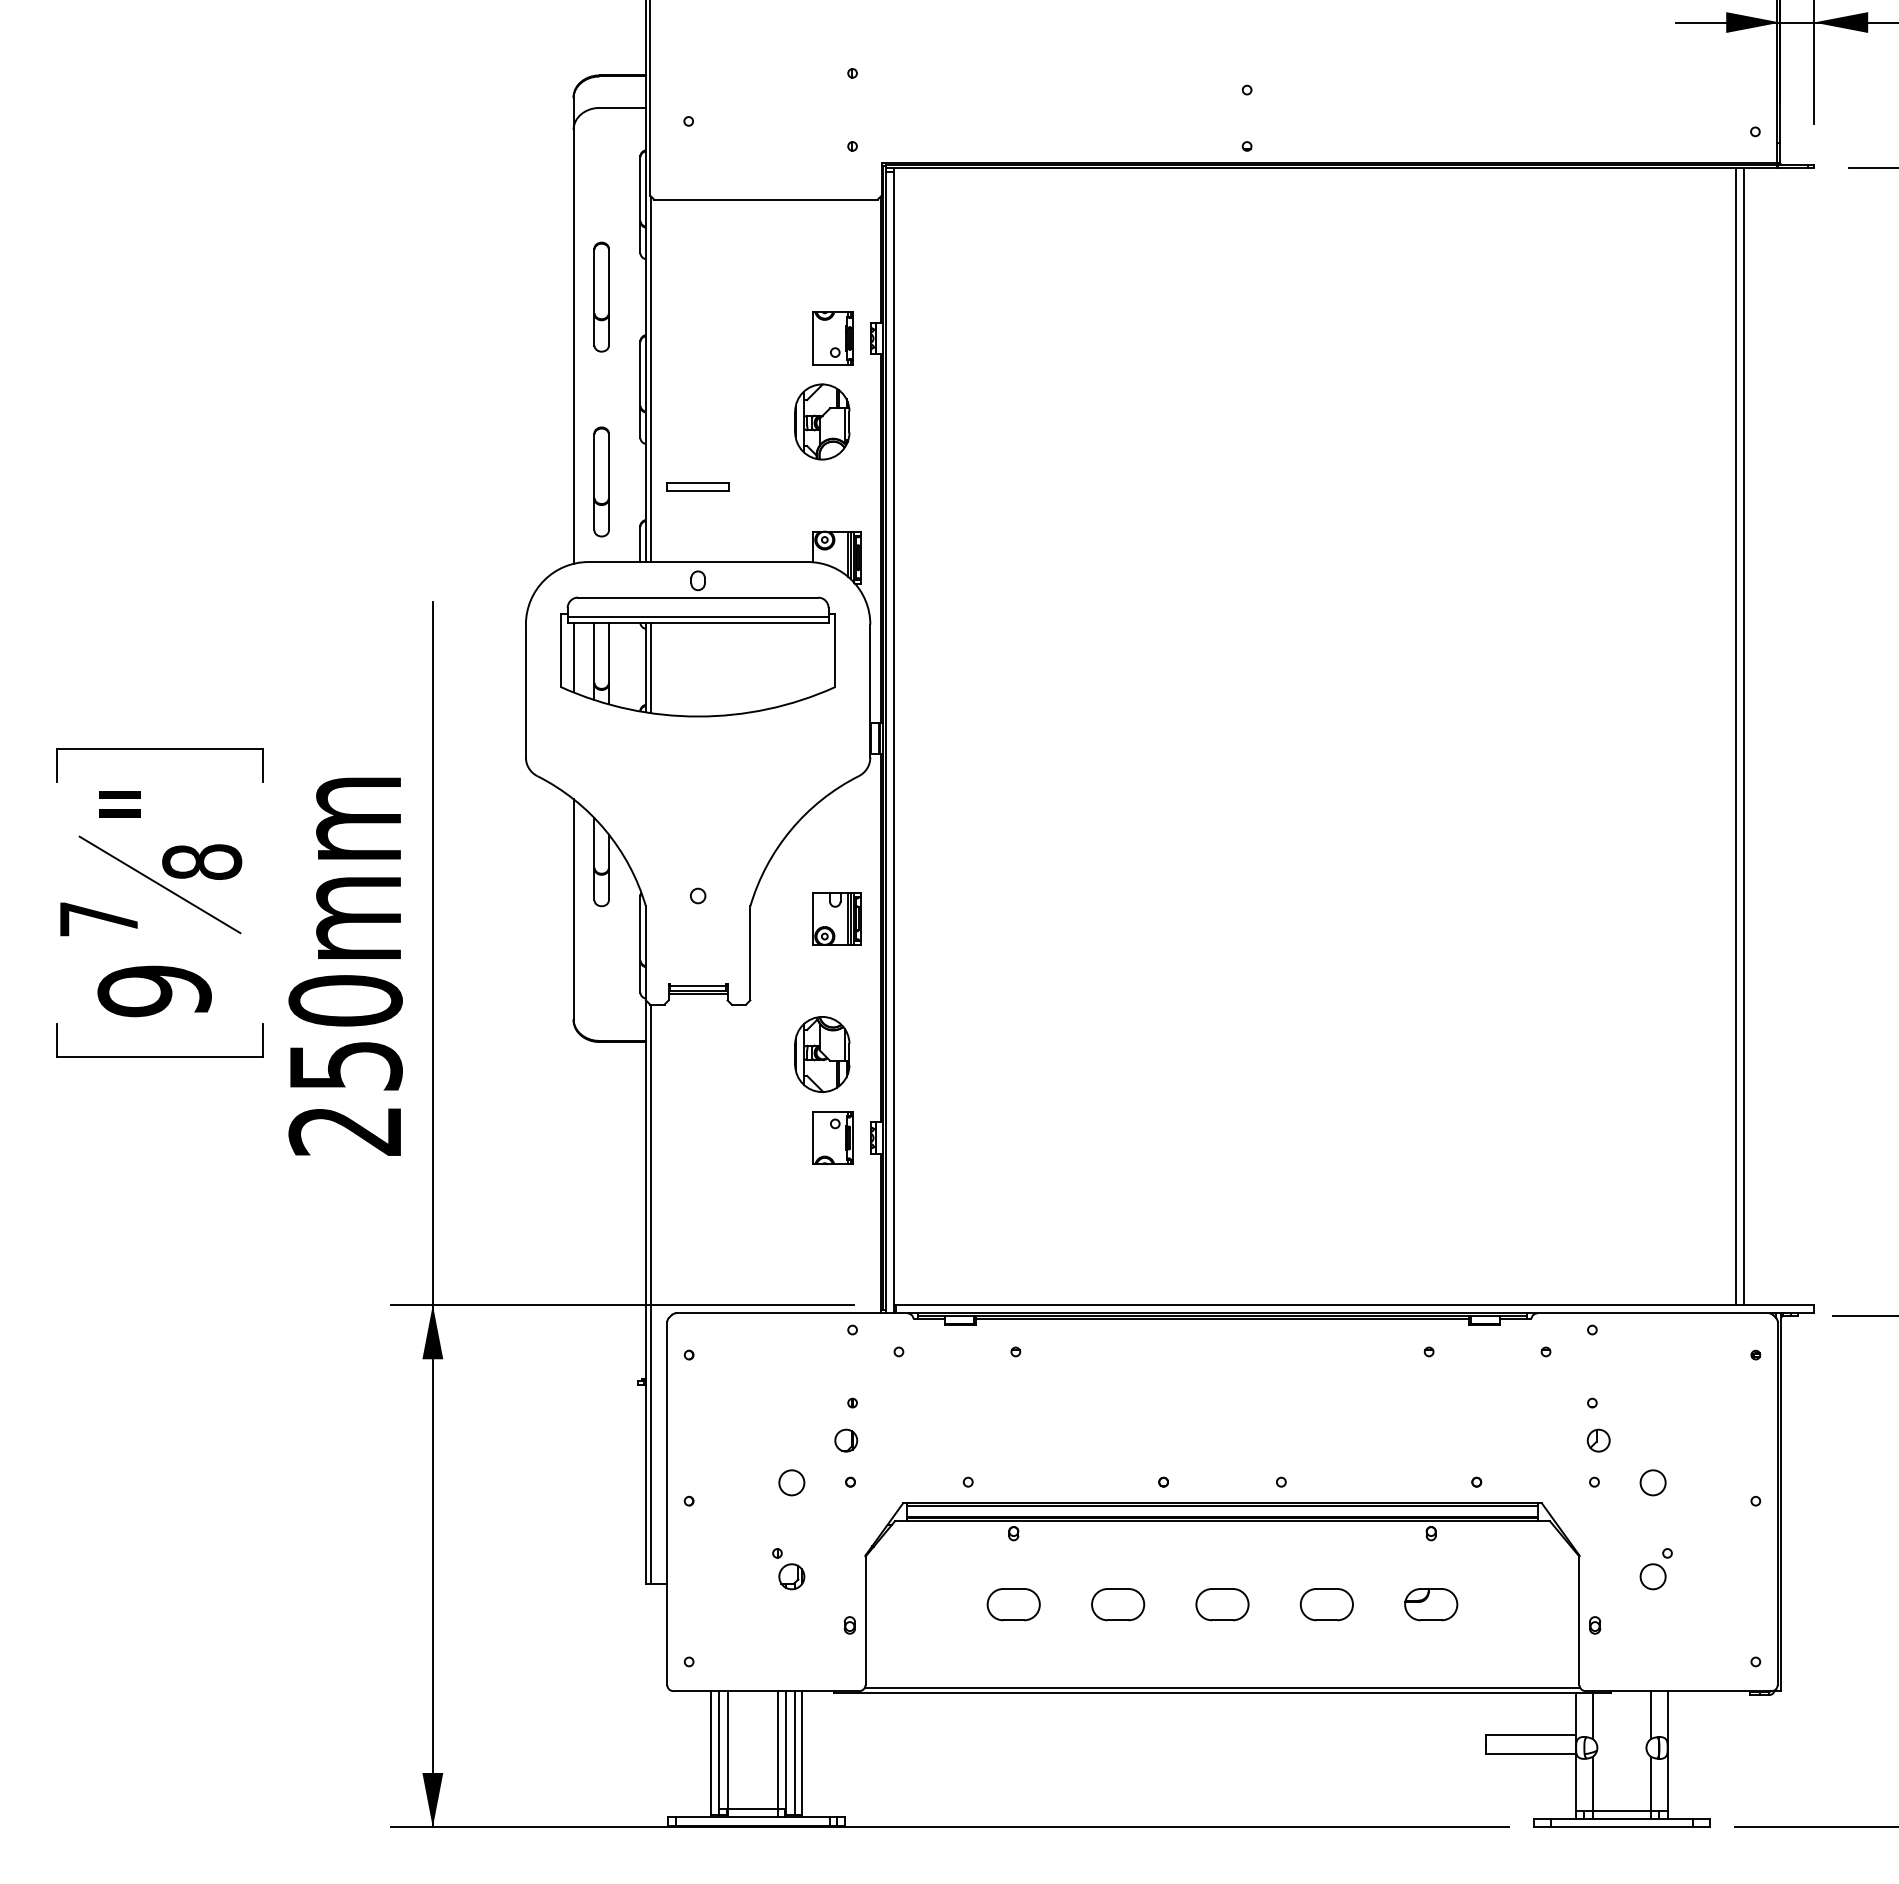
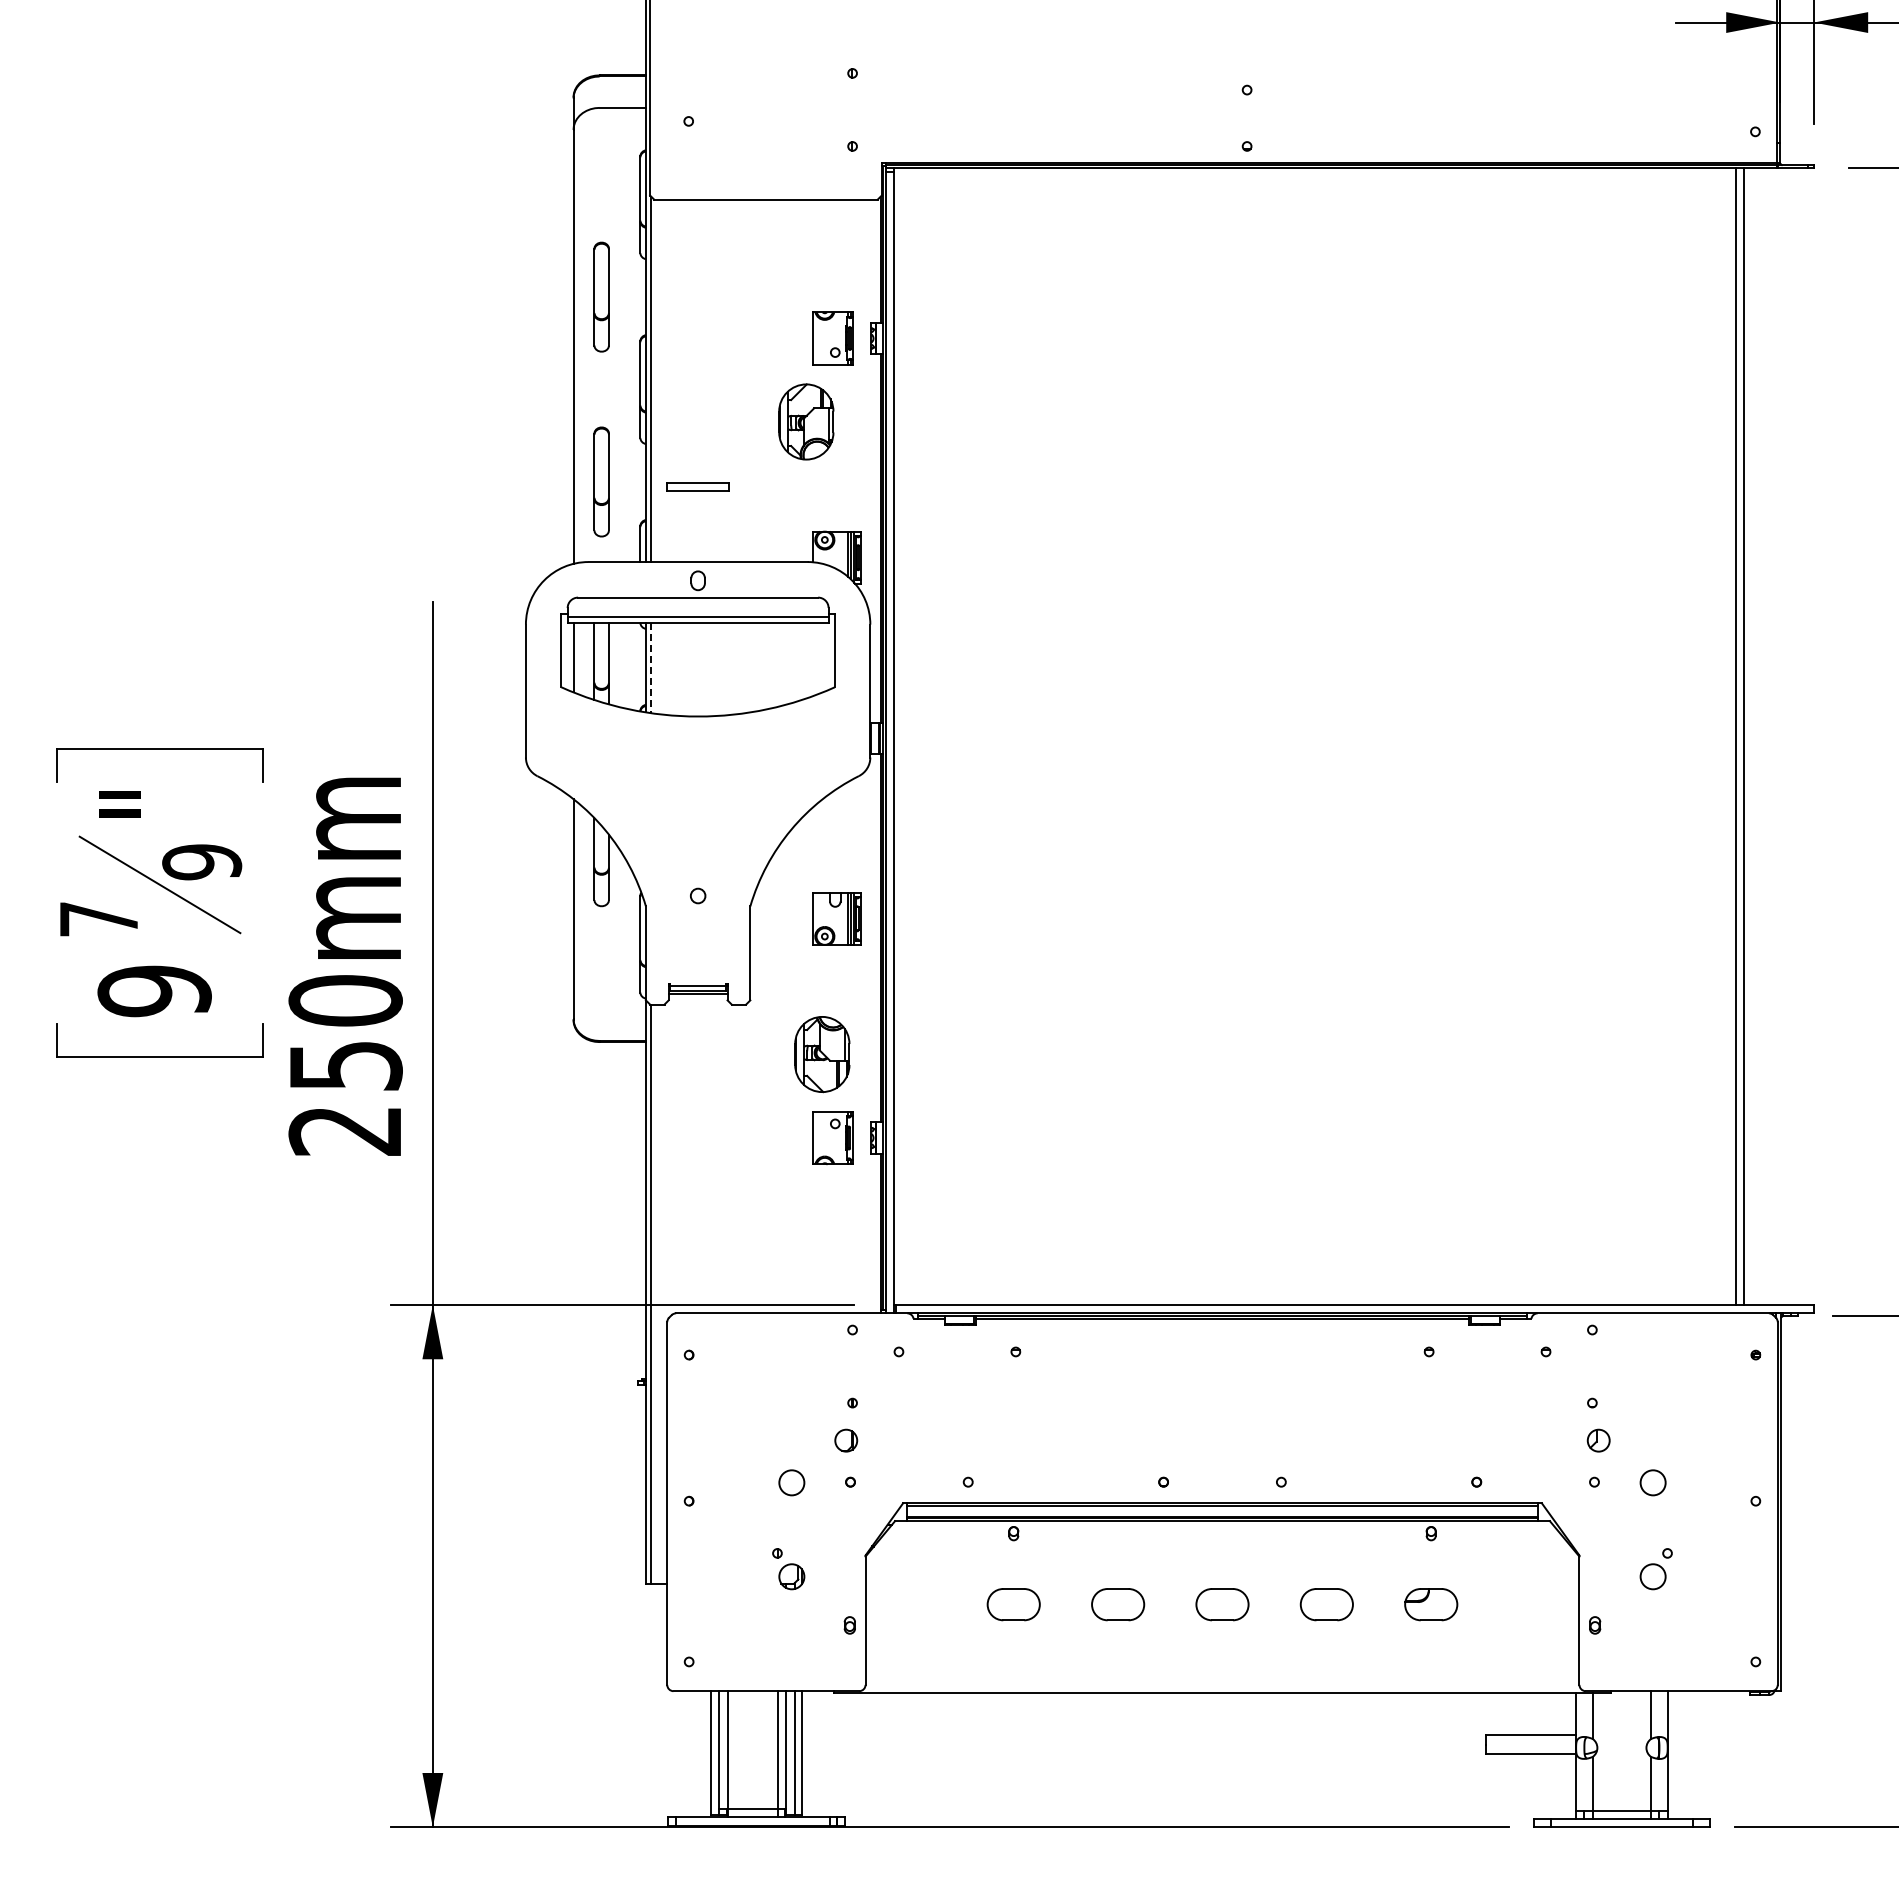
part position: (822, 421) -> (806, 421) (806, 421)
line: solid -> dashed (651, 668)
text: 8 -> 9 (202, 862)
line: present -> none (1222, 1688)
